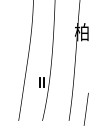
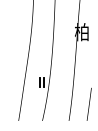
line position: (86, 109) -> (89, 104) (89, 104)
